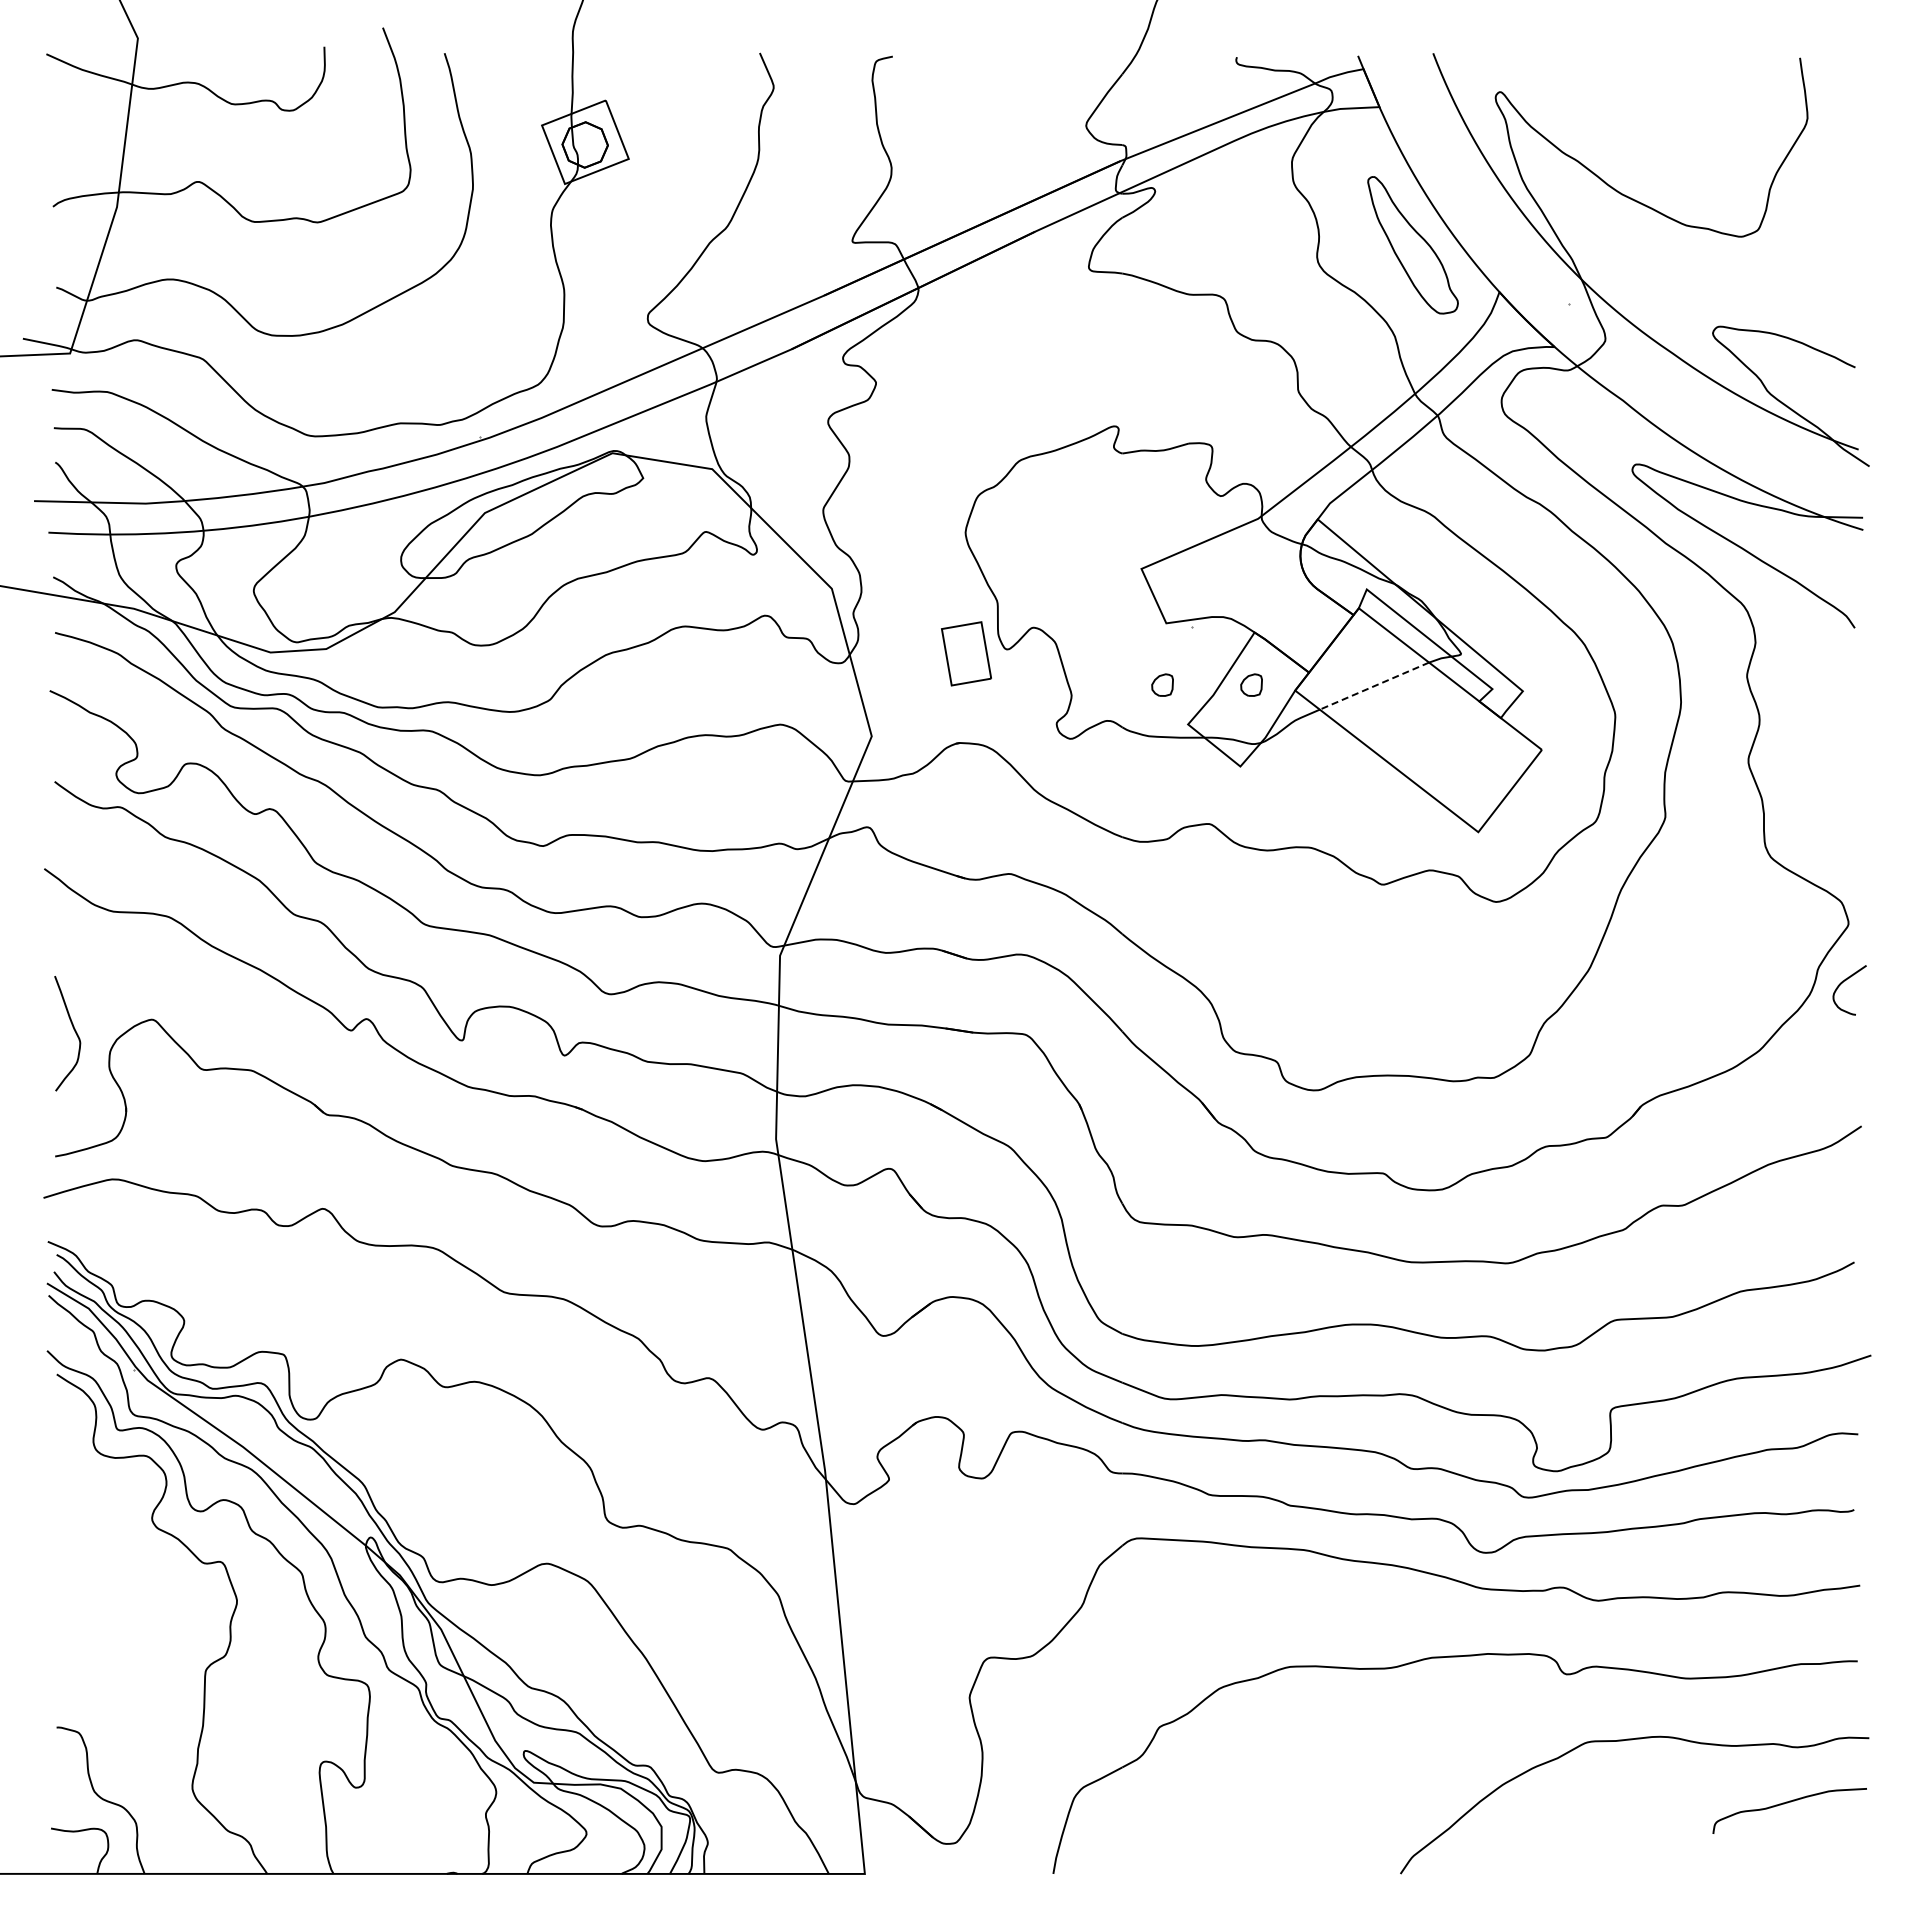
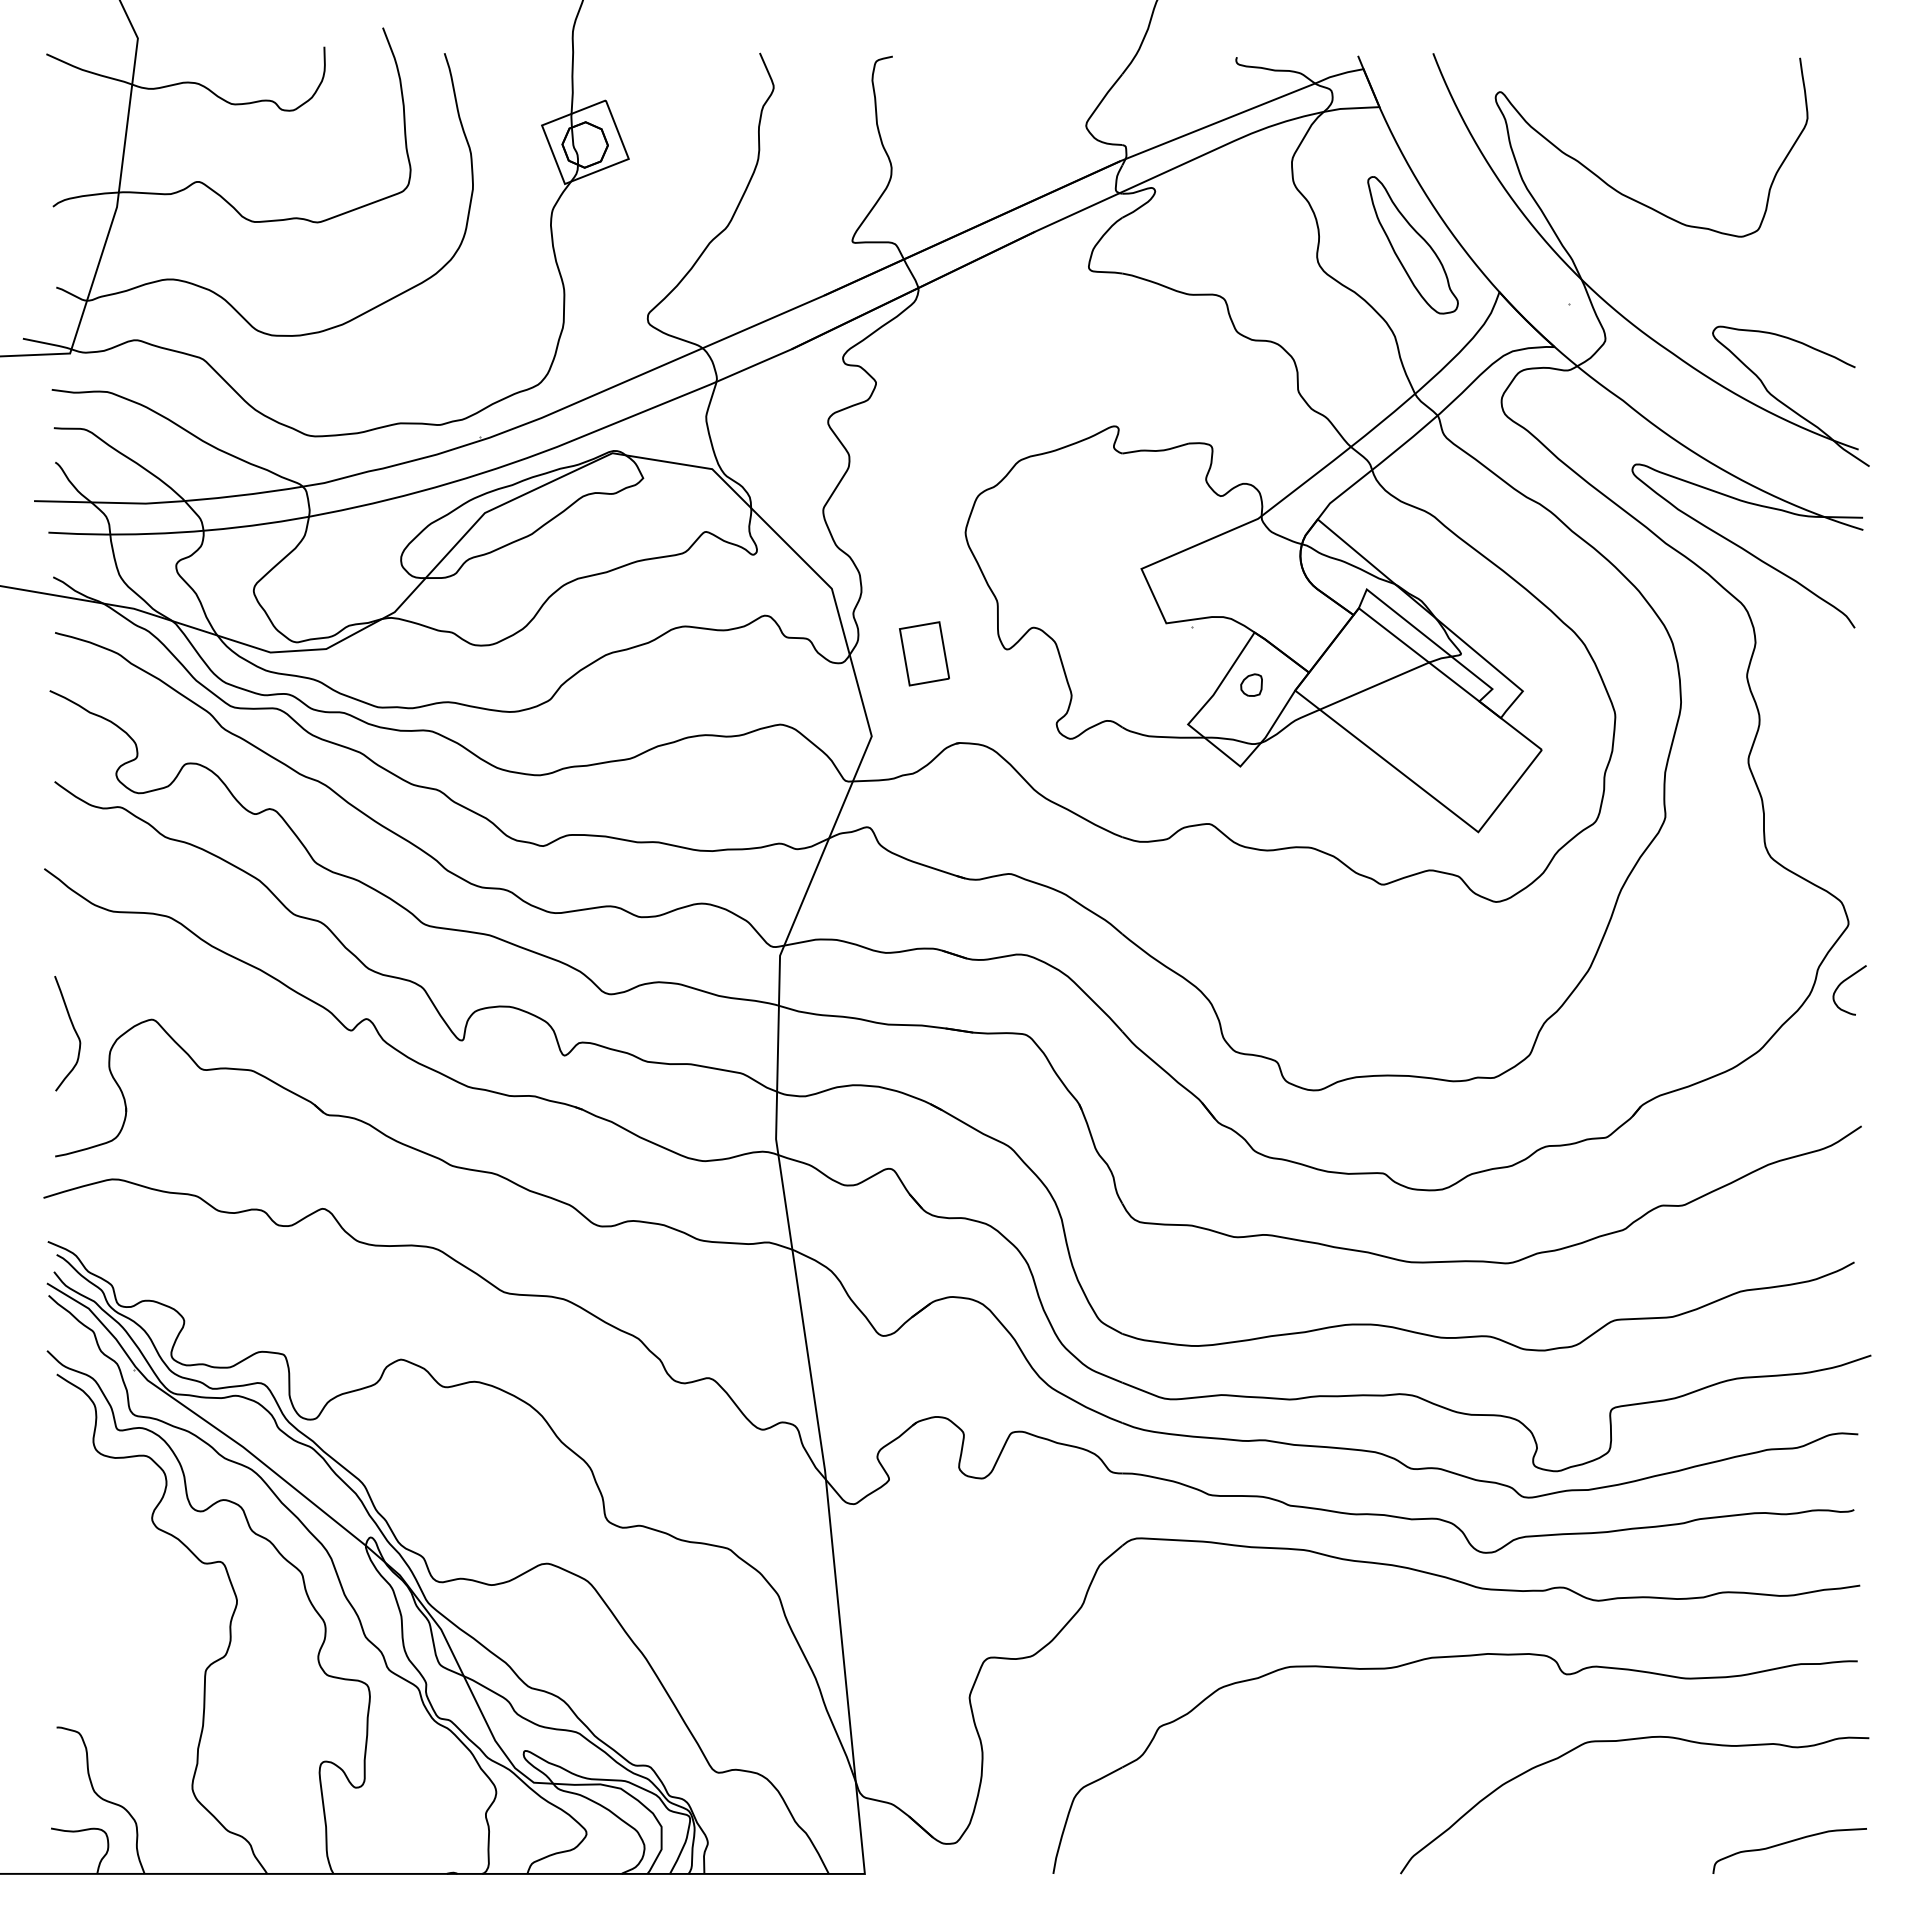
part position: (966, 653) -> (924, 653) (924, 653)
part: present -> none (1162, 684)
line: dashed -> solid (1374, 686)
curve position: (1787, 1803) -> (1787, 1843) (1787, 1843)
